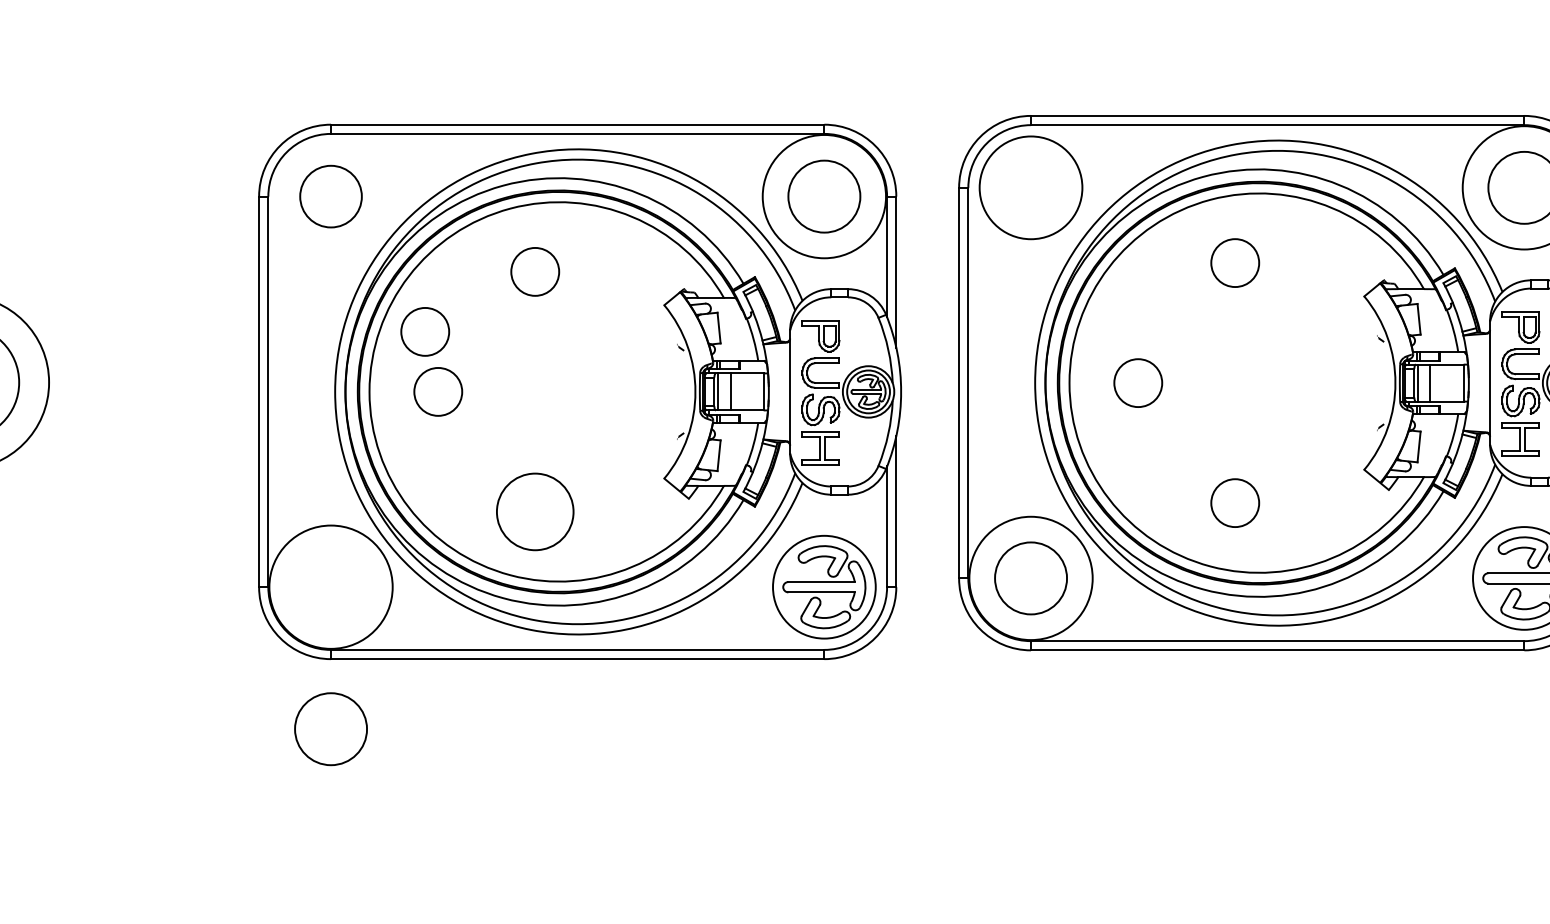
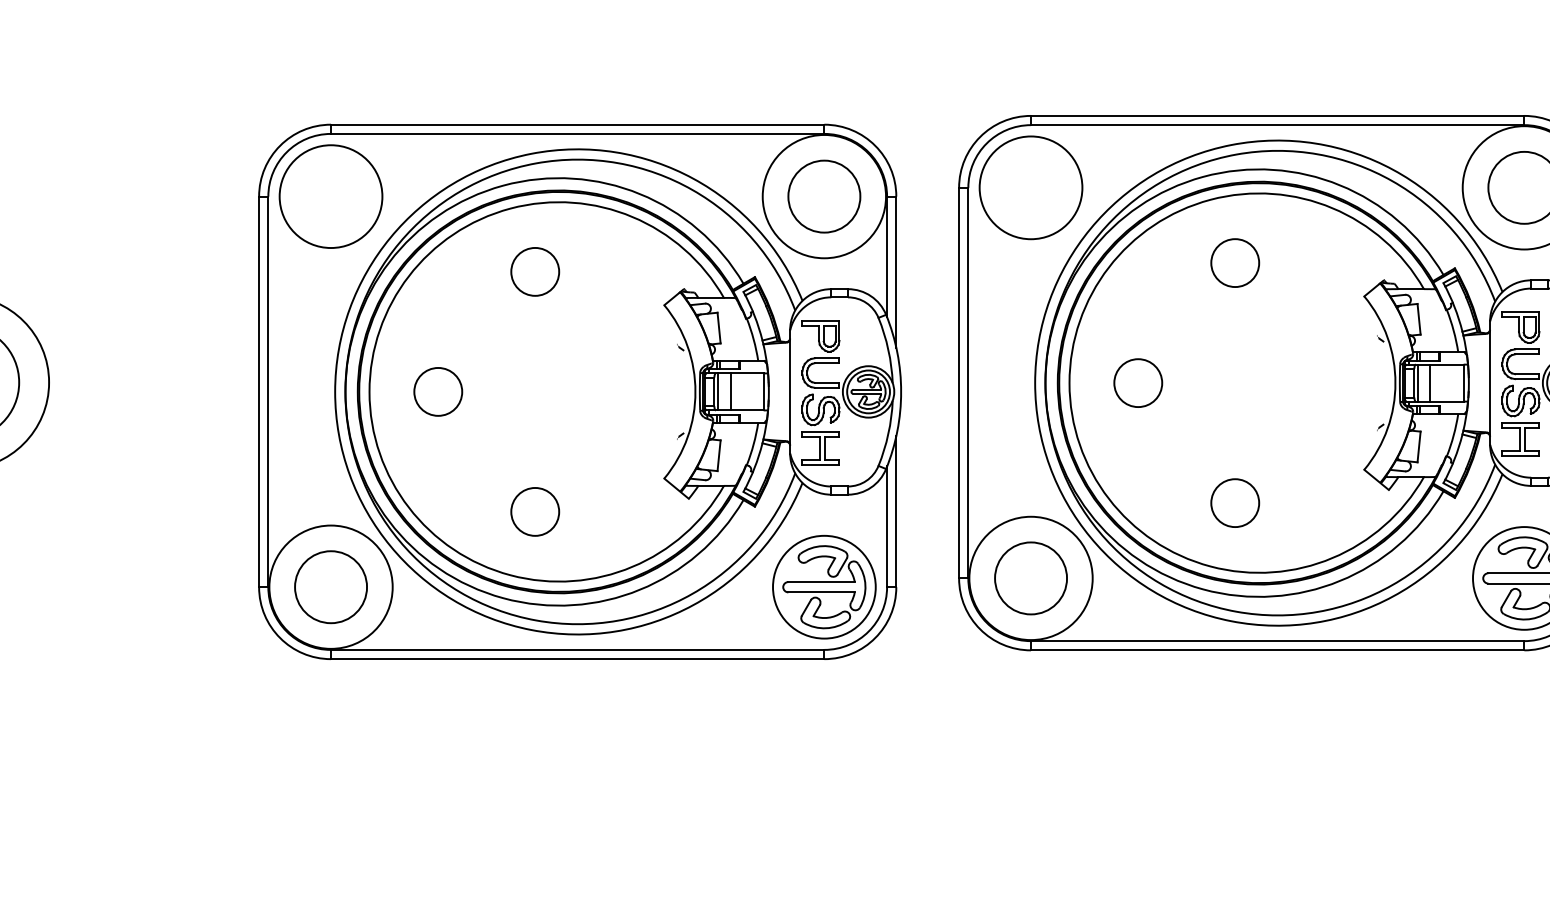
circle diameter: 62 px -> 103 px (330, 196)
circle: present -> none (425, 331)
circle diameter: 77 px -> 48 px (535, 511)
circle position: (330, 729) -> (330, 587) (330, 587)
